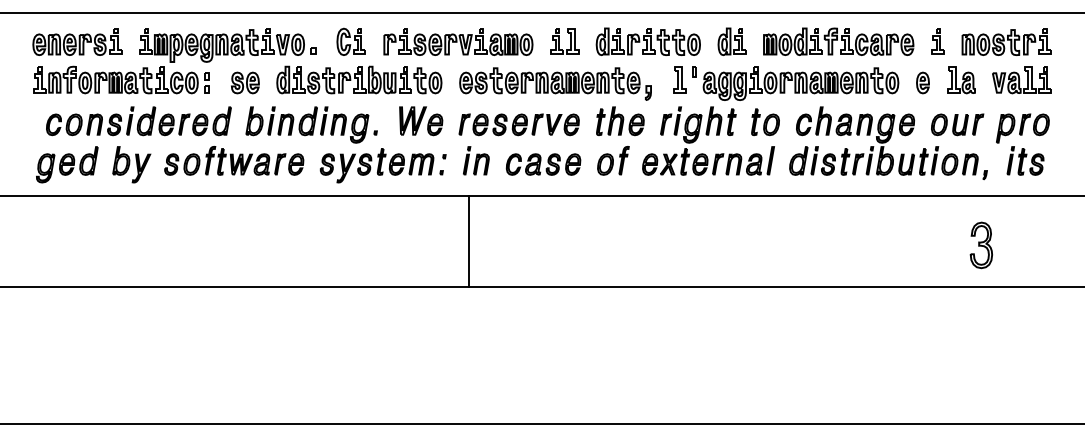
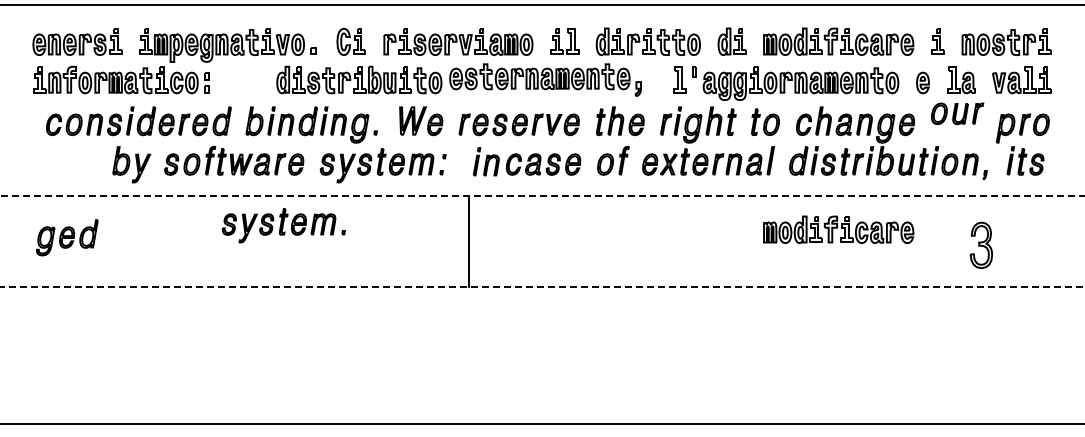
line position: (541, 13) -> (541, 5) (541, 5)
part: present -> none (245, 82)
part position: (555, 83) -> (545, 79) (545, 79)
part position: (957, 124) -> (957, 113) (957, 113)
part position: (476, 160) -> (486, 161) (486, 161)
part position: (67, 164) -> (67, 237) (67, 237)
line: solid -> dashed (543, 195)
part: none -> present (283, 225)
part: none -> present (838, 229)
line: solid -> dashed (542, 286)
